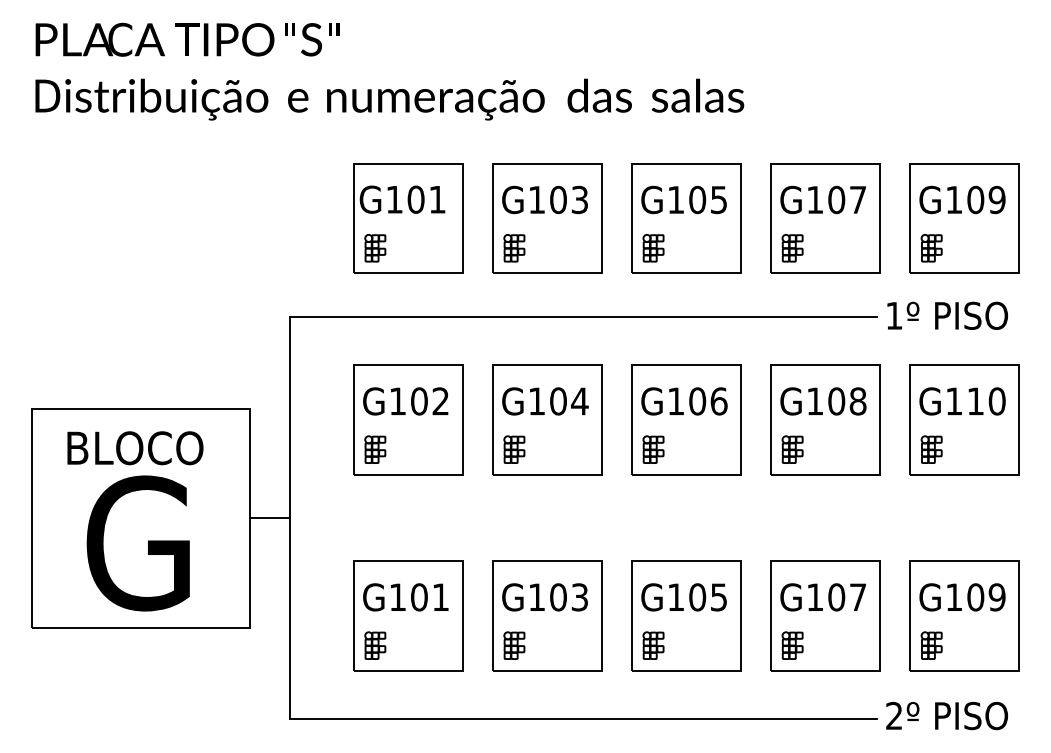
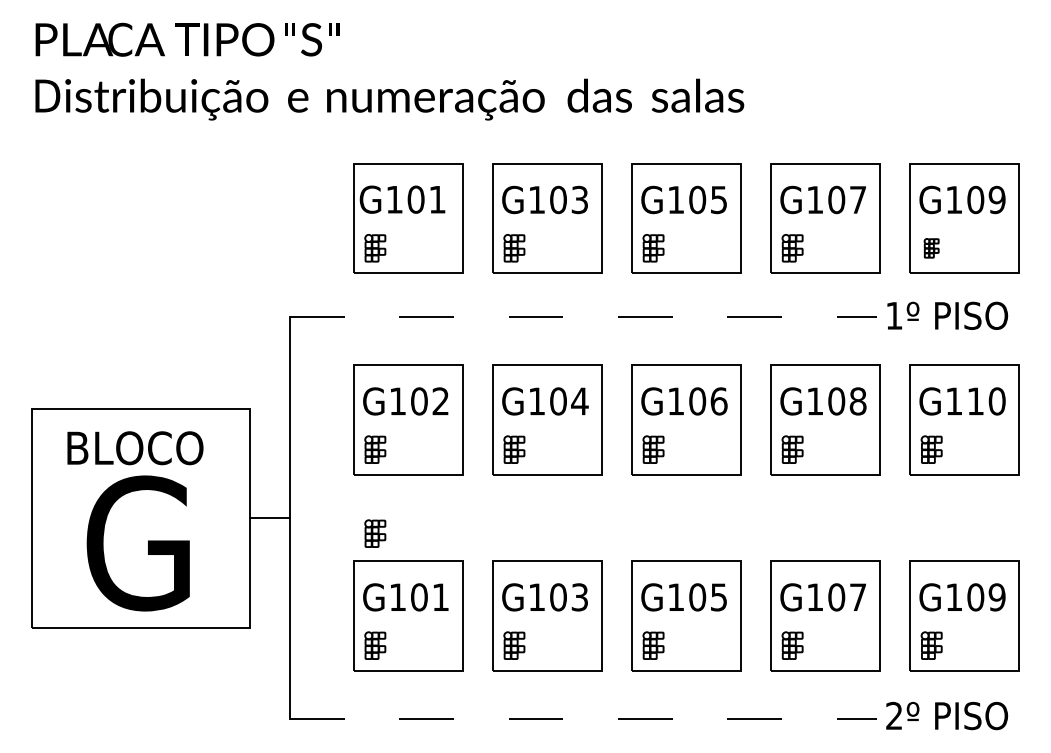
part size: 23x29 px -> 17x21 px (931, 248)
line: solid -> dashed (583, 317)
part: none -> present (375, 533)
line: solid -> dashed (583, 718)
